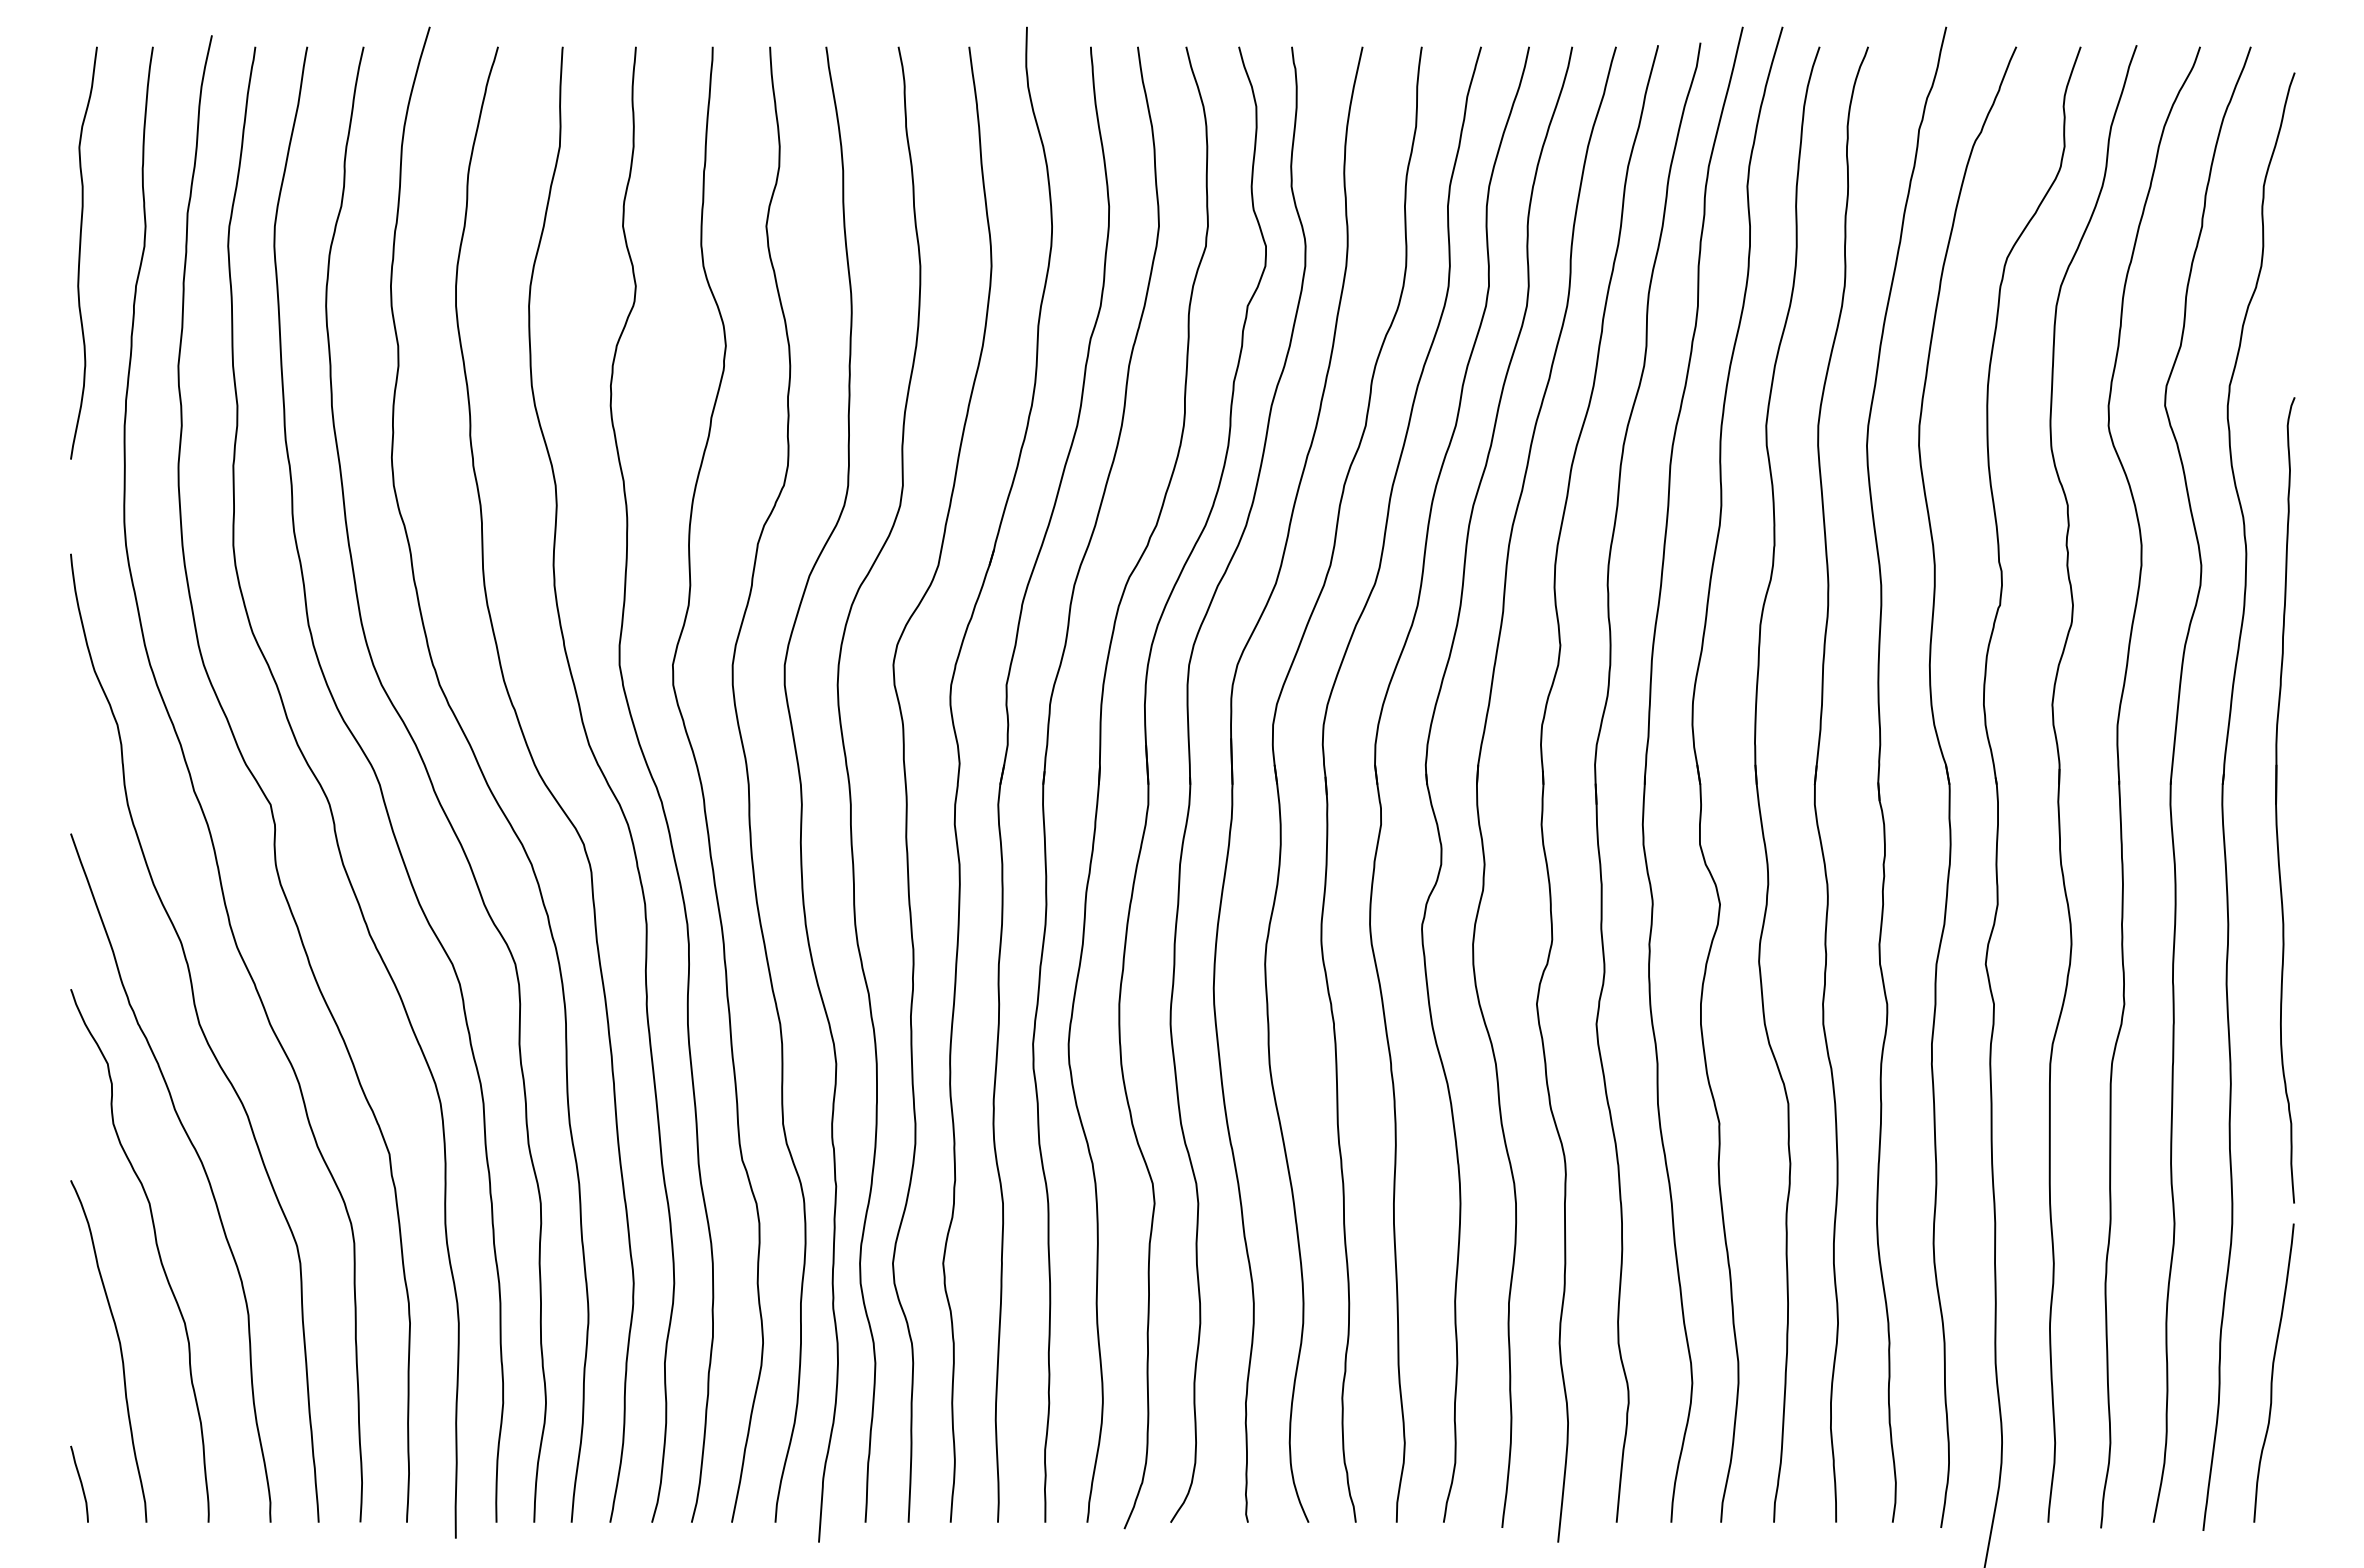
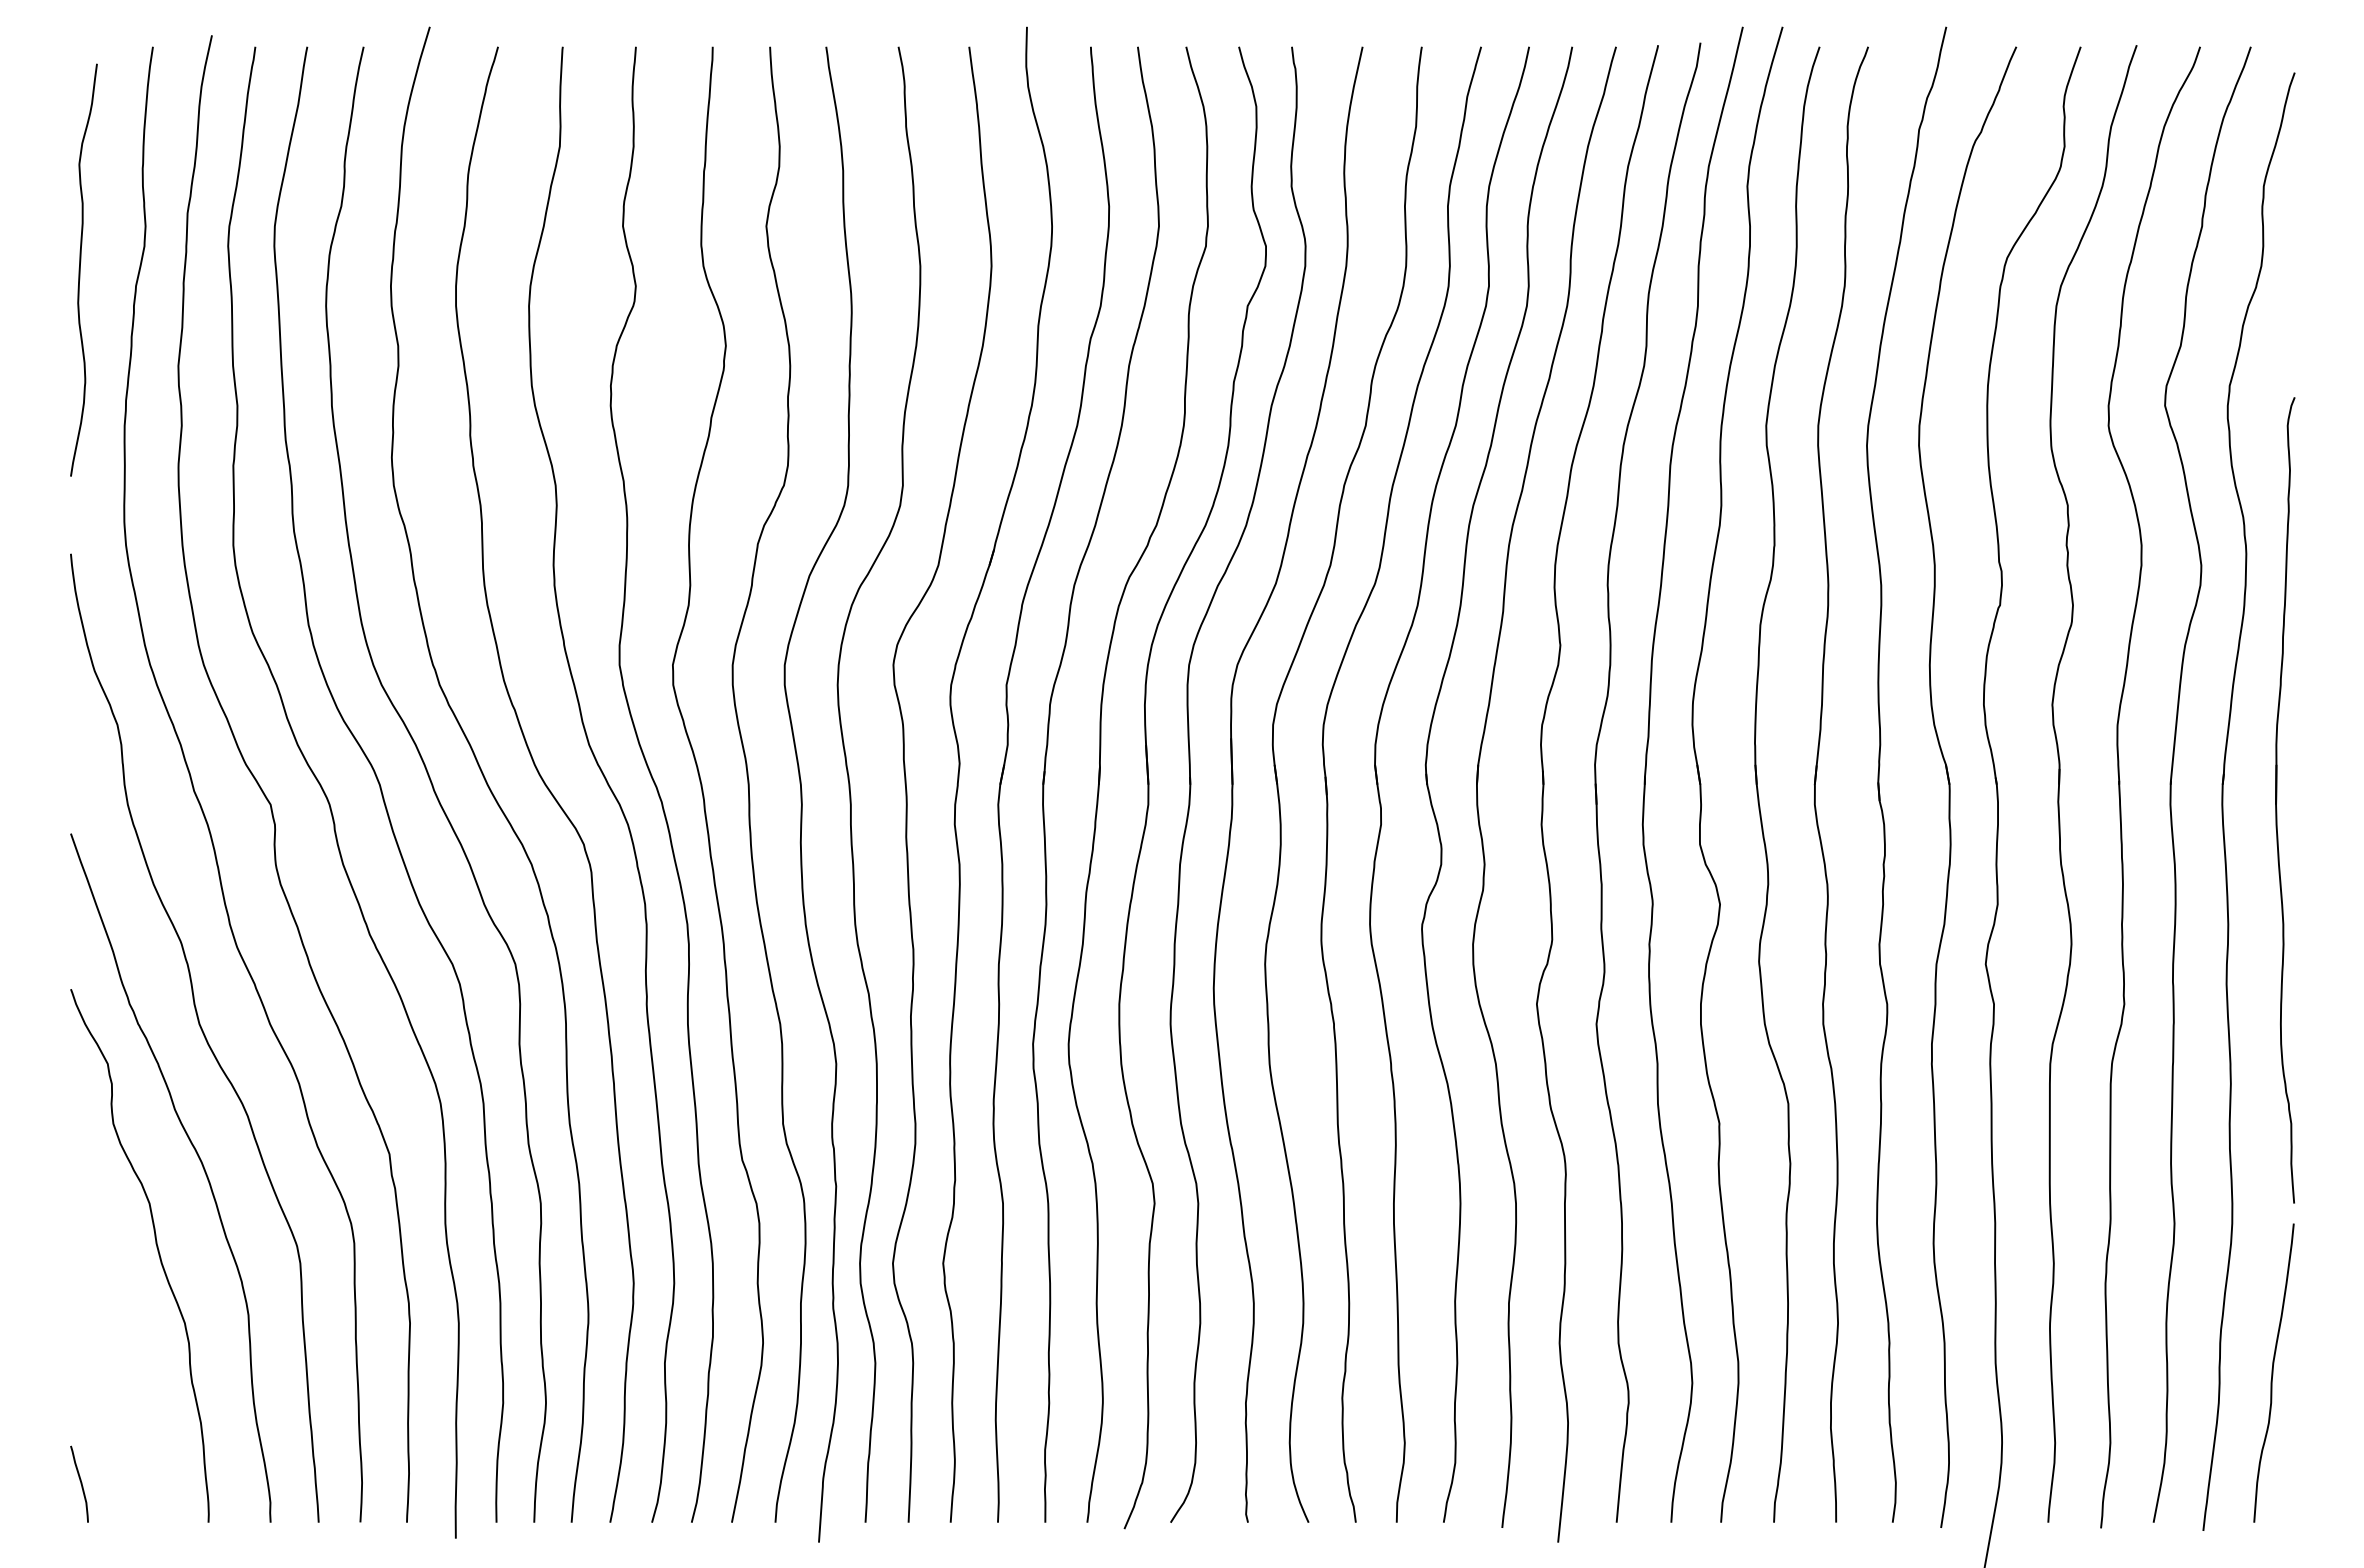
curve position: (80, 252) -> (80, 269) (80, 269)
curve: present -> none (119, 1347)
